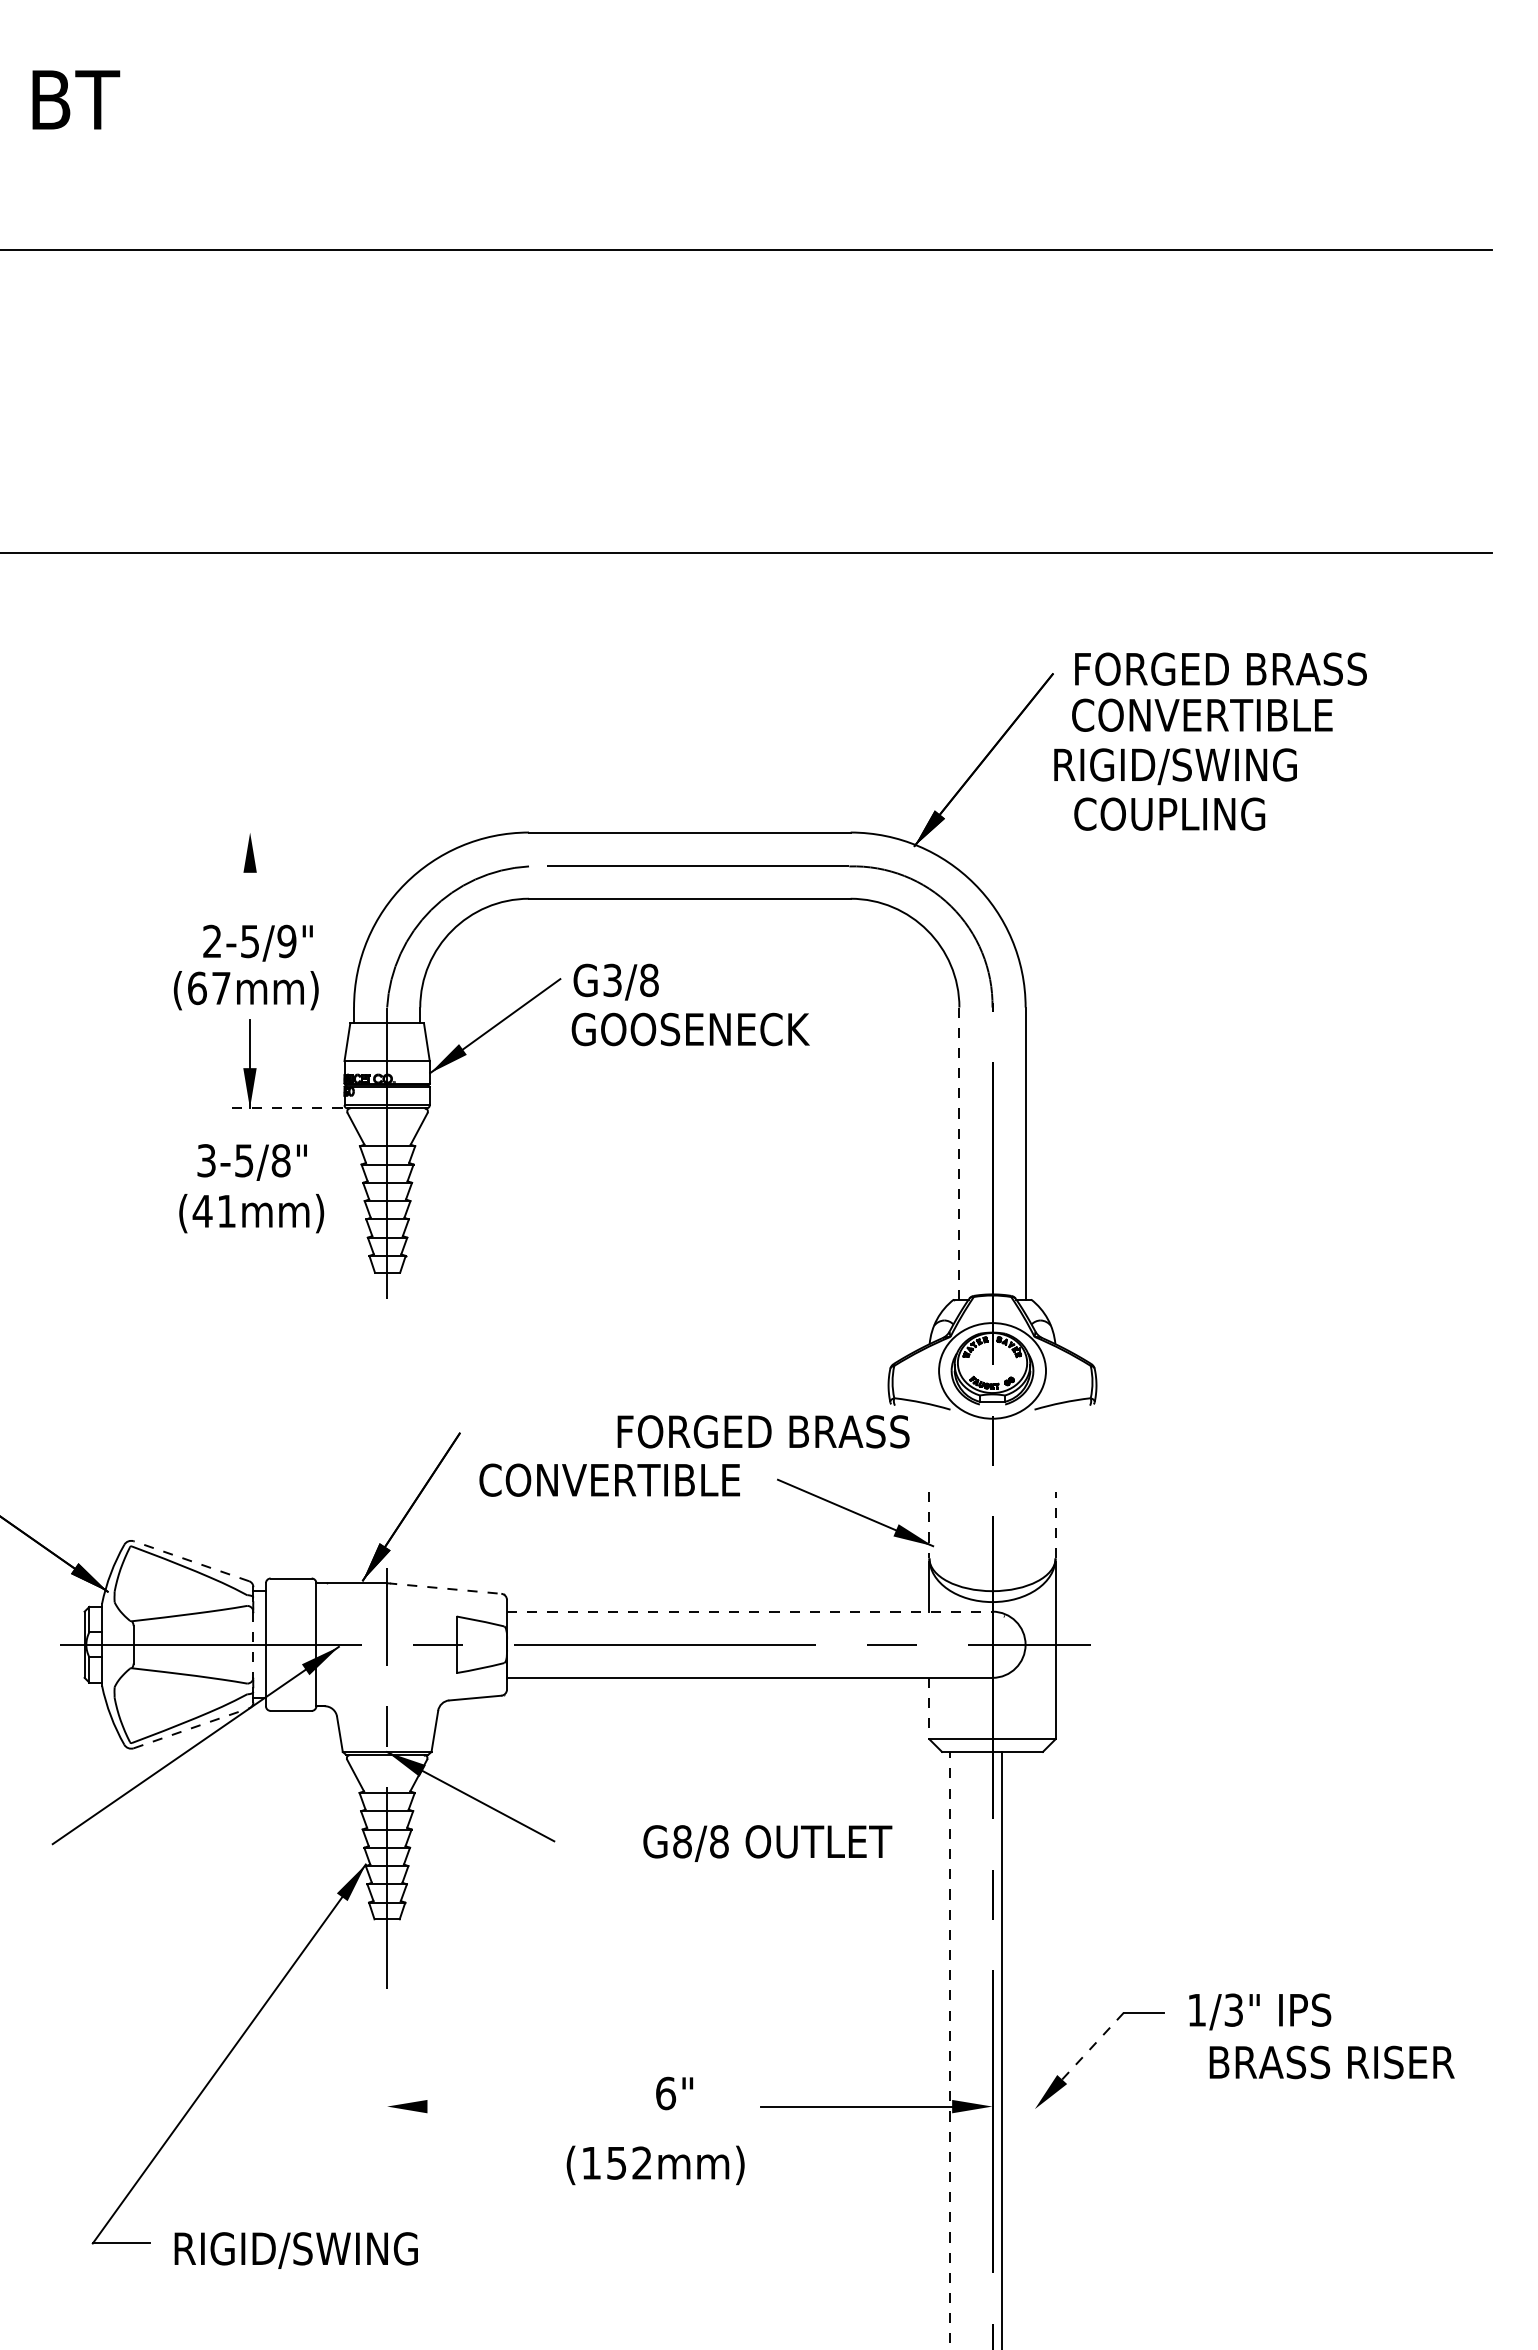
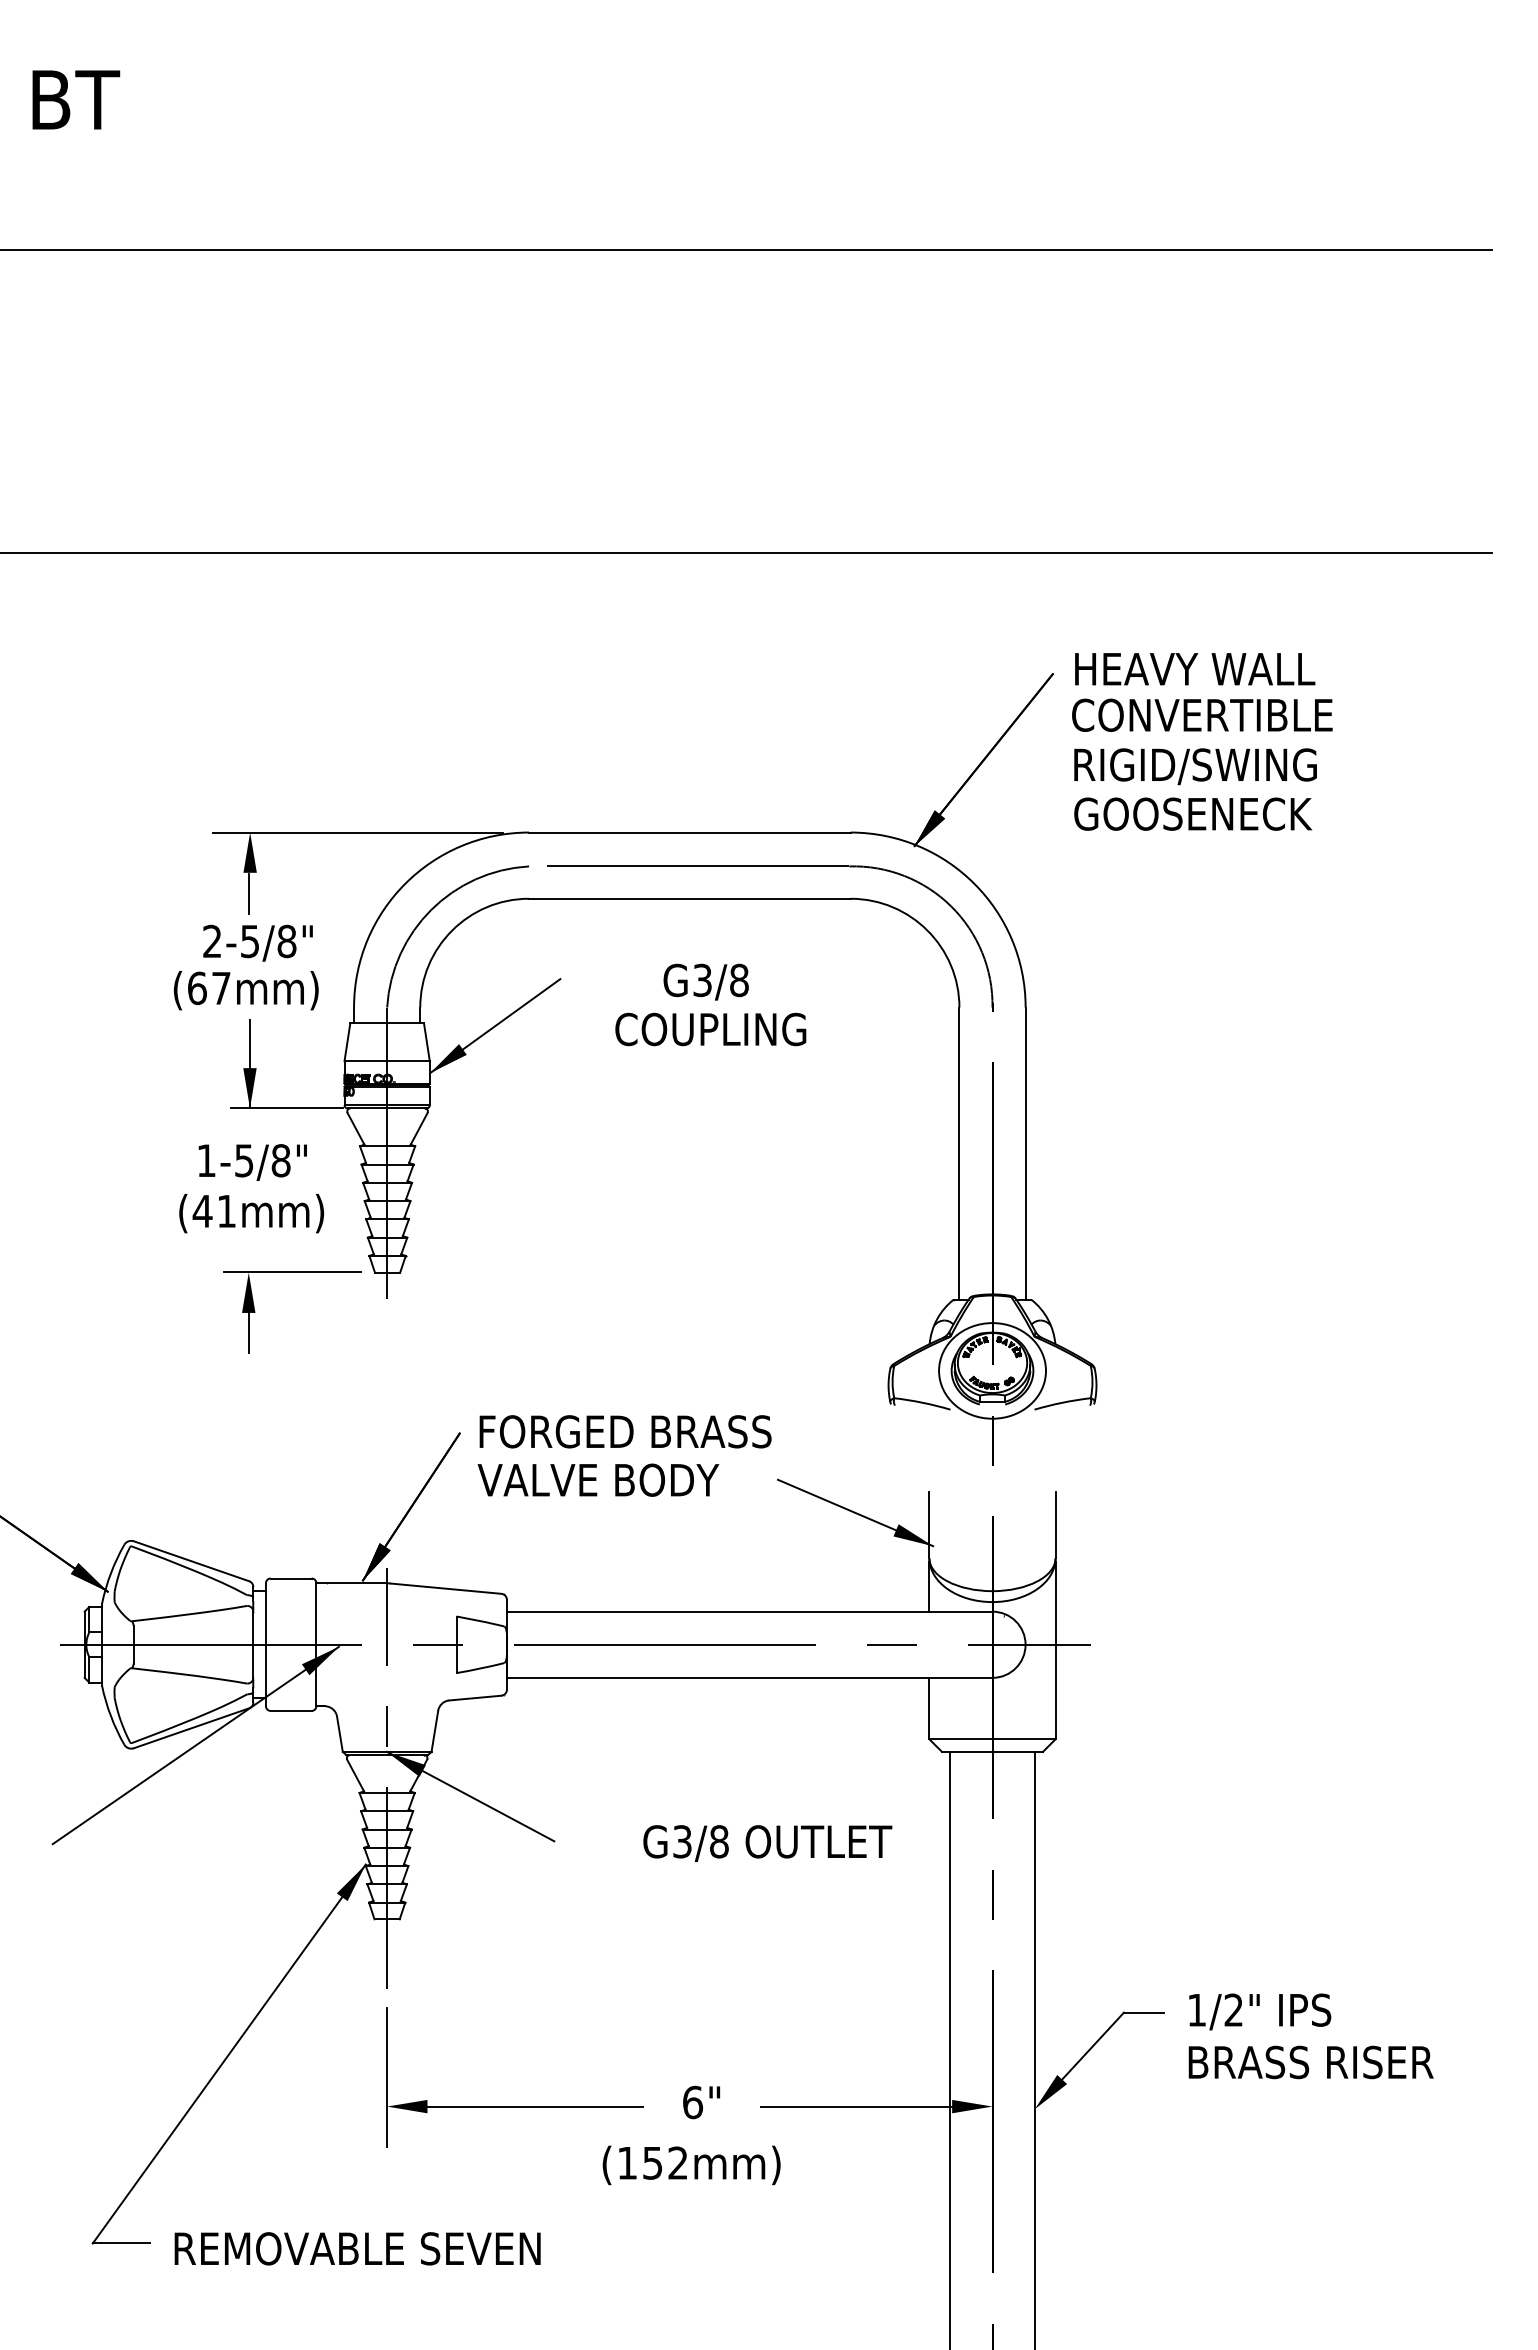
text: FORGED BRASS -> HEAVY WALL (1222, 668)
text position: (1175, 766) -> (1195, 766) (1195, 766)
text: COUPLING -> GOOSENECK (1193, 813)
line: none -> present (358, 832)
line: none -> present (249, 893)
text: 2-5/9" -> 2-5/8" (286, 941)
text position: (615, 981) -> (705, 981) (705, 981)
text: GOOSENECK -> COUPLING (690, 1029)
line: dashed -> solid (286, 1108)
line: dashed -> solid (959, 1153)
text: 3-5/8" -> 1-5/8" (206, 1160)
part: none -> present (255, 1312)
text position: (763, 1431) -> (625, 1431) (625, 1431)
text: CONVERTIBLE -> VALVE BODY (608, 1479)
line: dashed -> solid (1055, 1524)
line: dashed -> solid (929, 1525)
line: dashed -> solid (190, 1561)
line: dashed -> solid (444, 1588)
line: dashed -> solid (749, 1611)
line: dashed -> solid (253, 1645)
line: dashed -> solid (929, 1708)
line: dashed -> solid (191, 1728)
text: G8/8 -> G3/8 (682, 1841)
text: 1/3" -> 1/2" (1233, 2009)
line: dashed -> solid (1093, 2046)
line position: (1001, 2048) -> (1034, 2048) (1034, 2048)
line: dashed -> solid (950, 2050)
text position: (1331, 2062) -> (1310, 2062) (1310, 2062)
line: none -> present (387, 2077)
text position: (674, 2093) -> (701, 2102) (701, 2102)
line: none -> present (535, 2106)
text position: (655, 2165) -> (691, 2165) (691, 2165)
text: RIGID/SWING -> REMOVABLE SEVEN (372, 2250)
